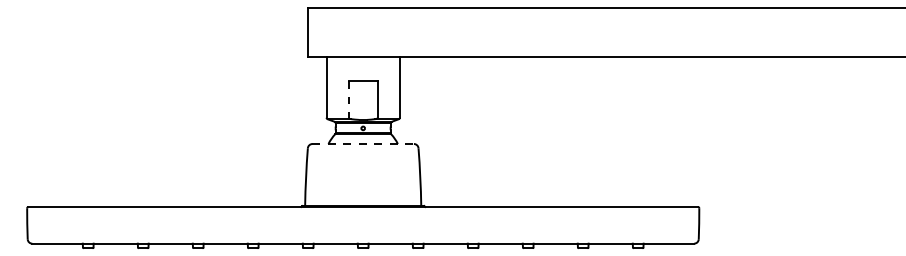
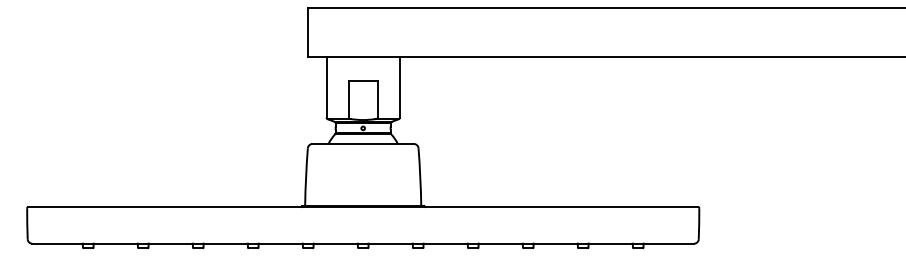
line: dashed -> solid (348, 99)
line: dashed -> solid (363, 144)
